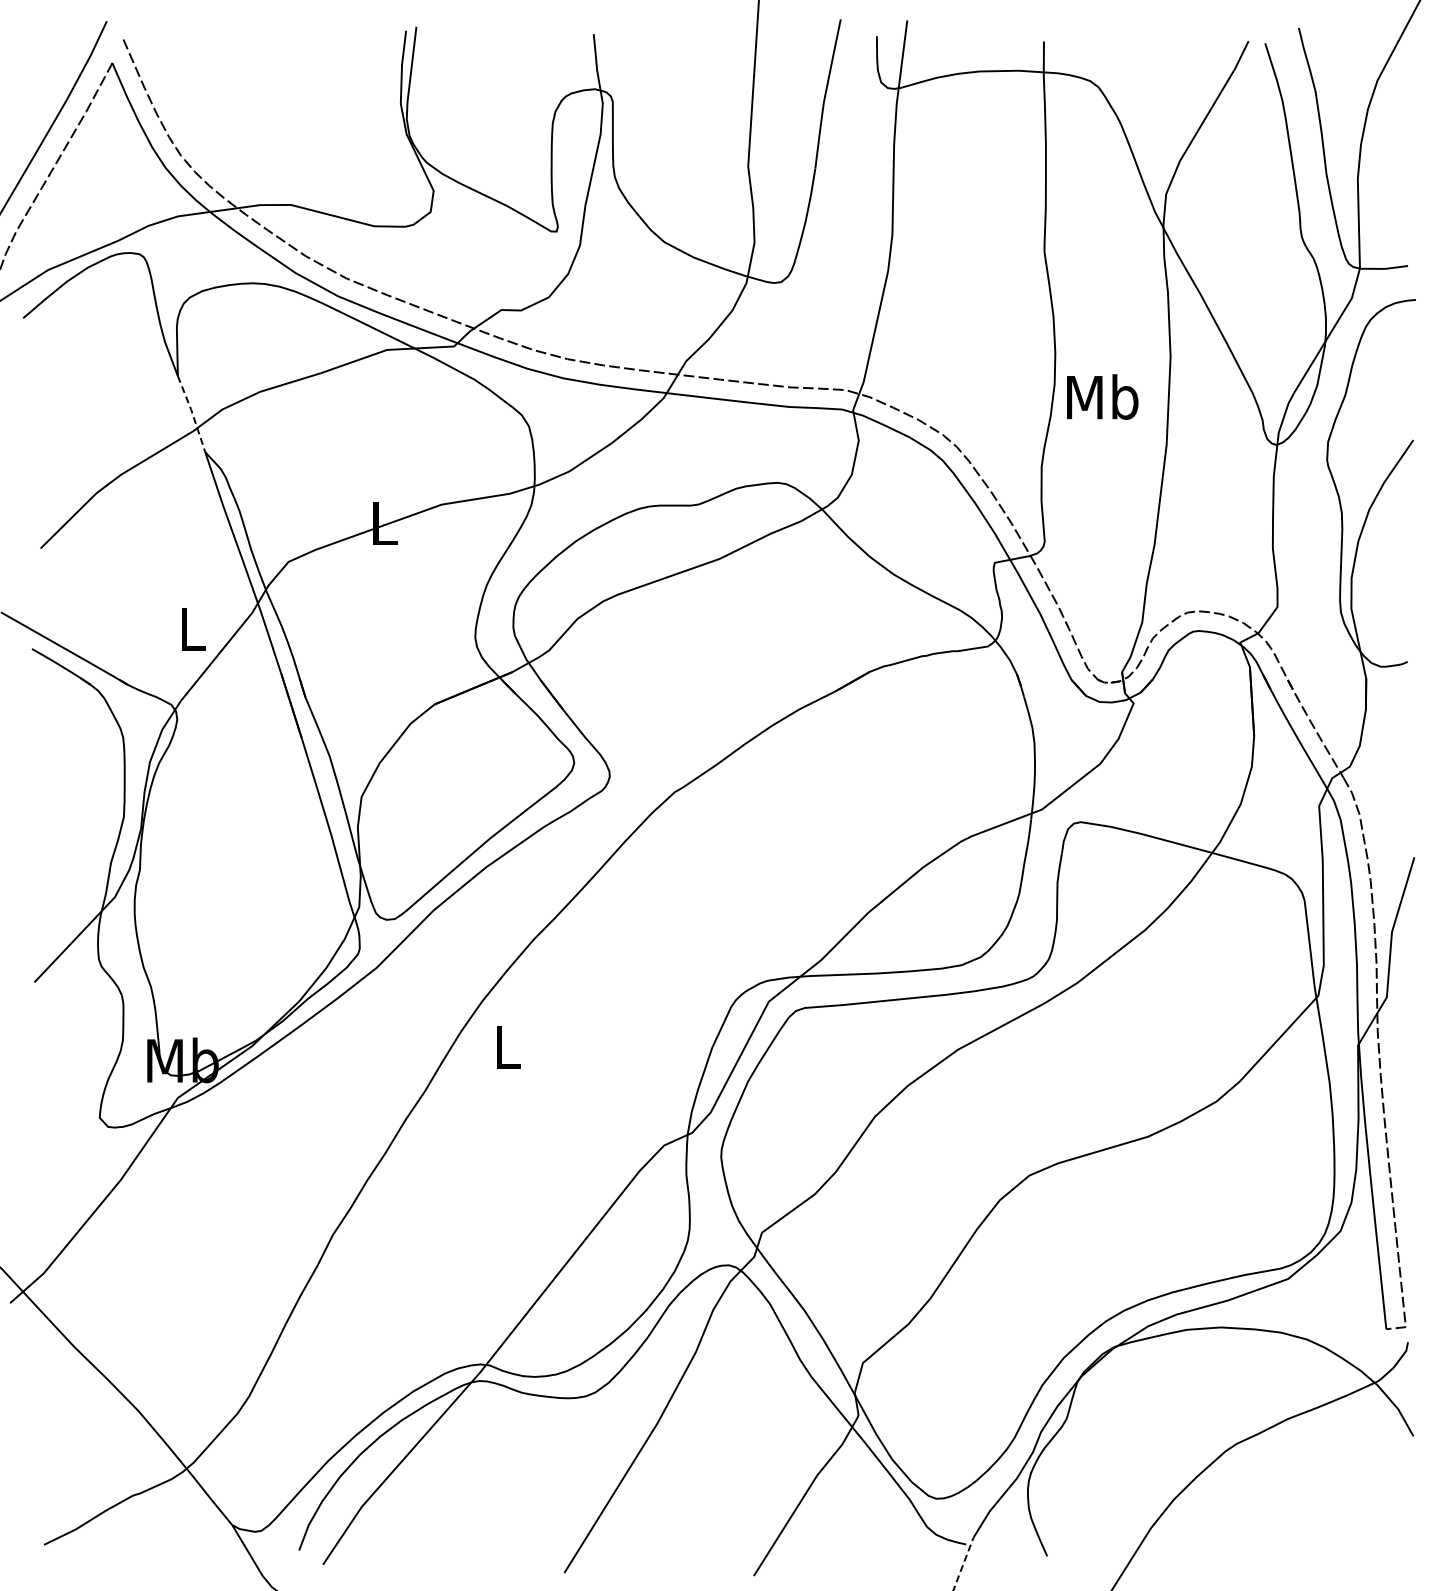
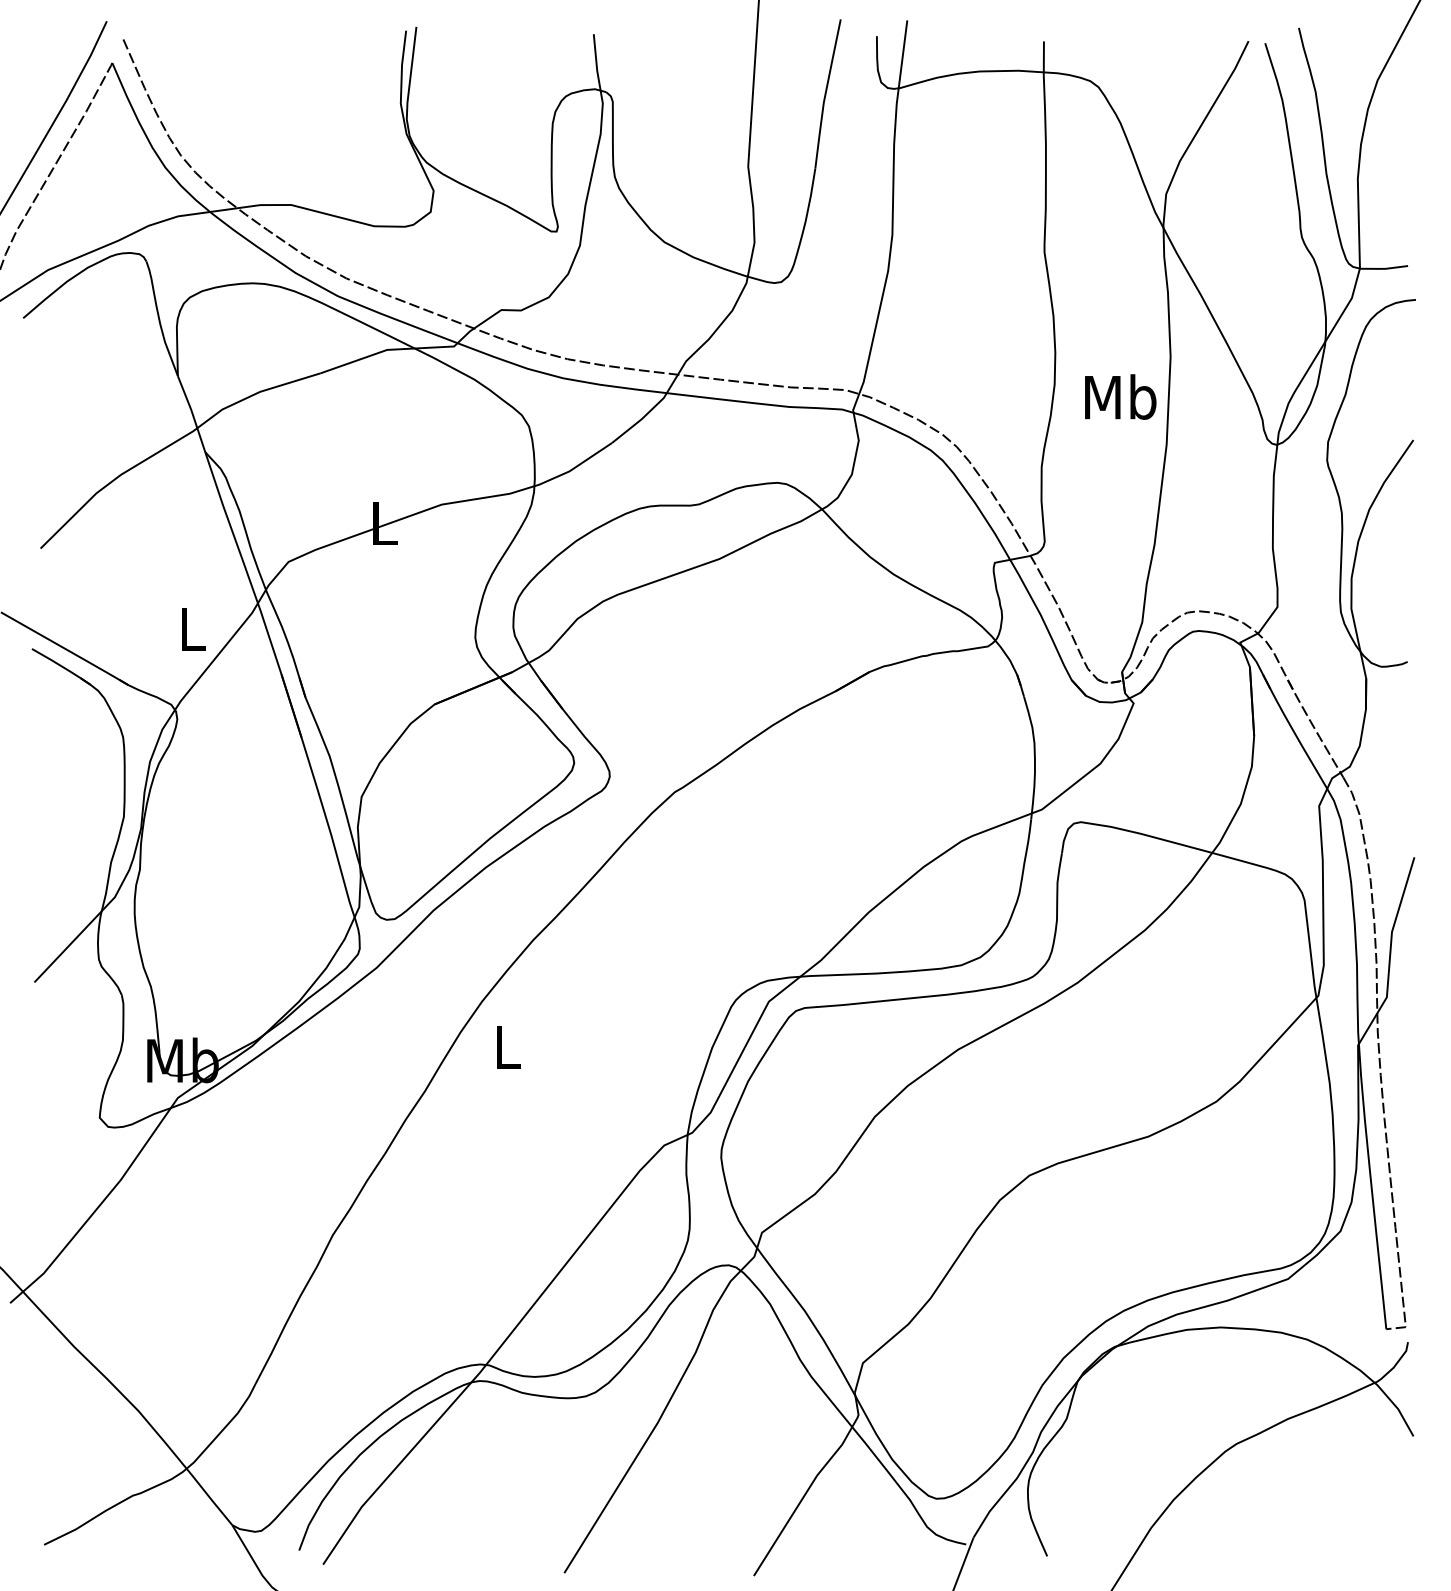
text position: (1102, 396) -> (1120, 396) (1120, 396)
line: dashed -> solid (192, 413)
line: dashed -> solid (963, 1563)
